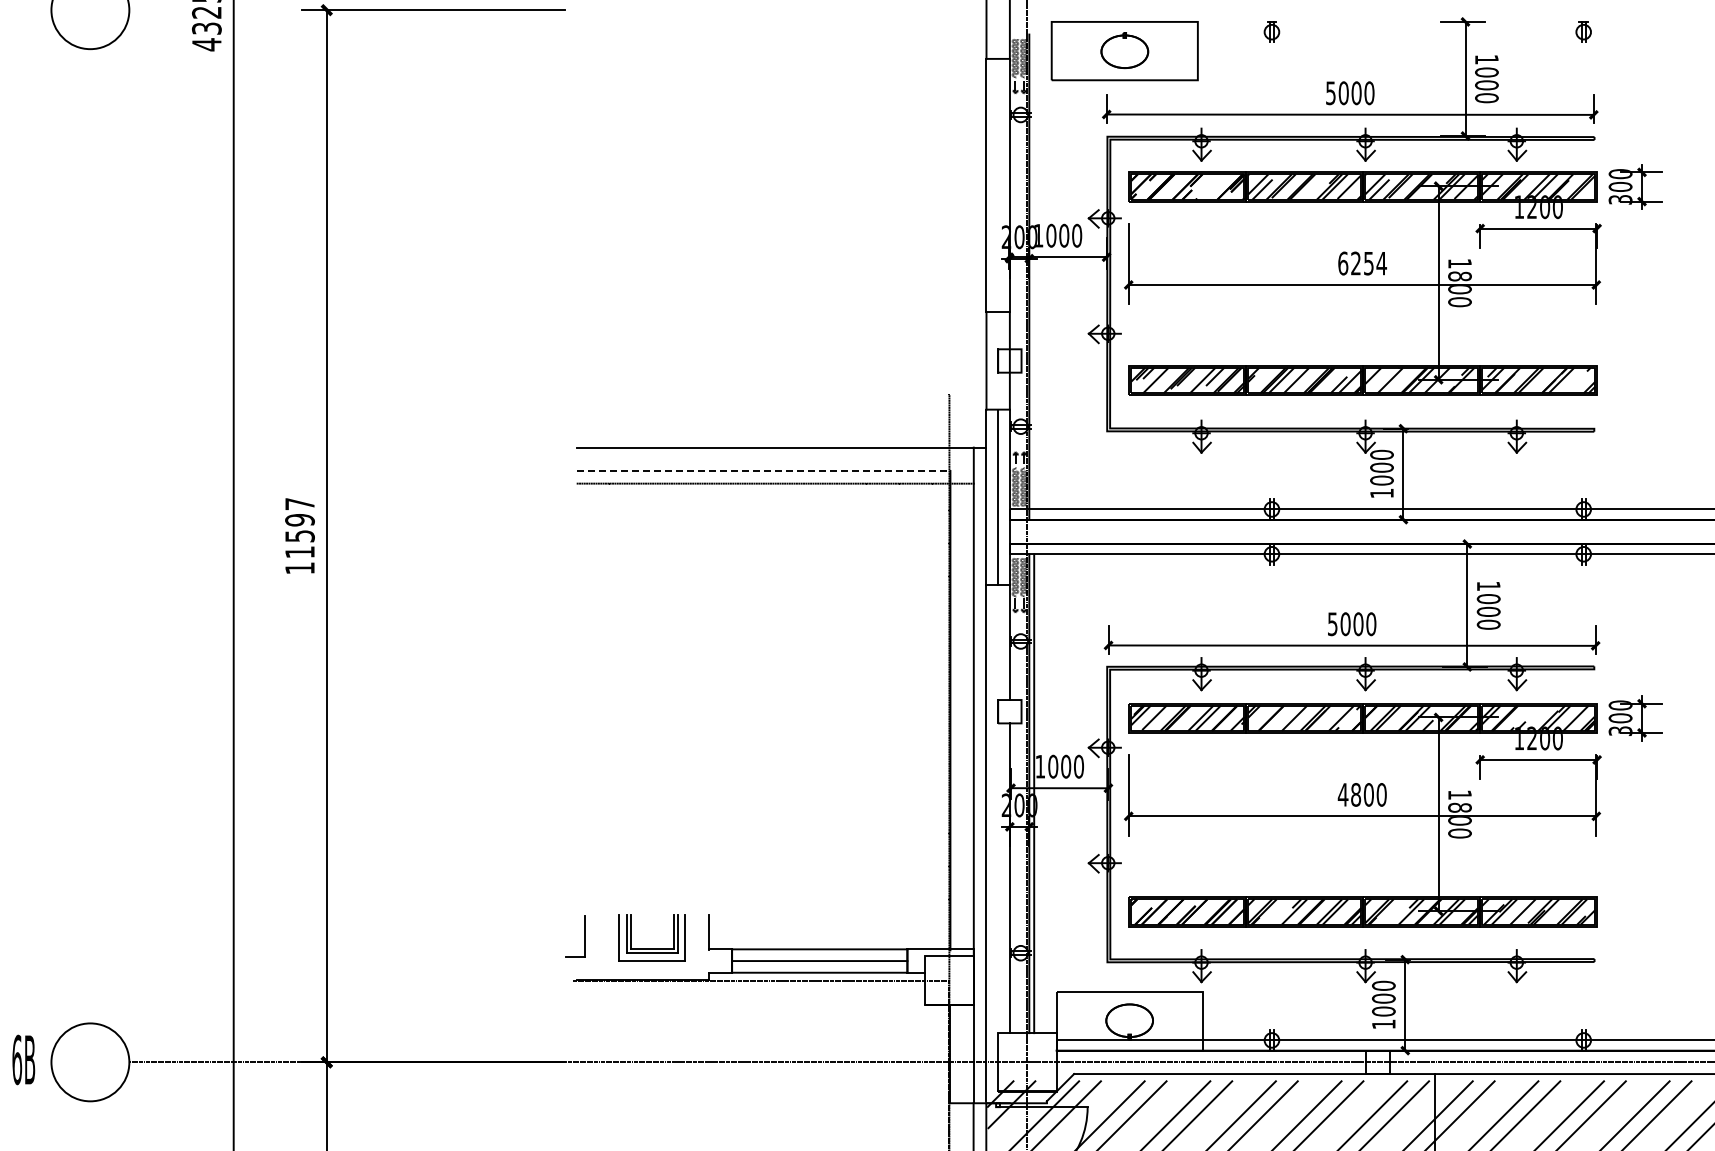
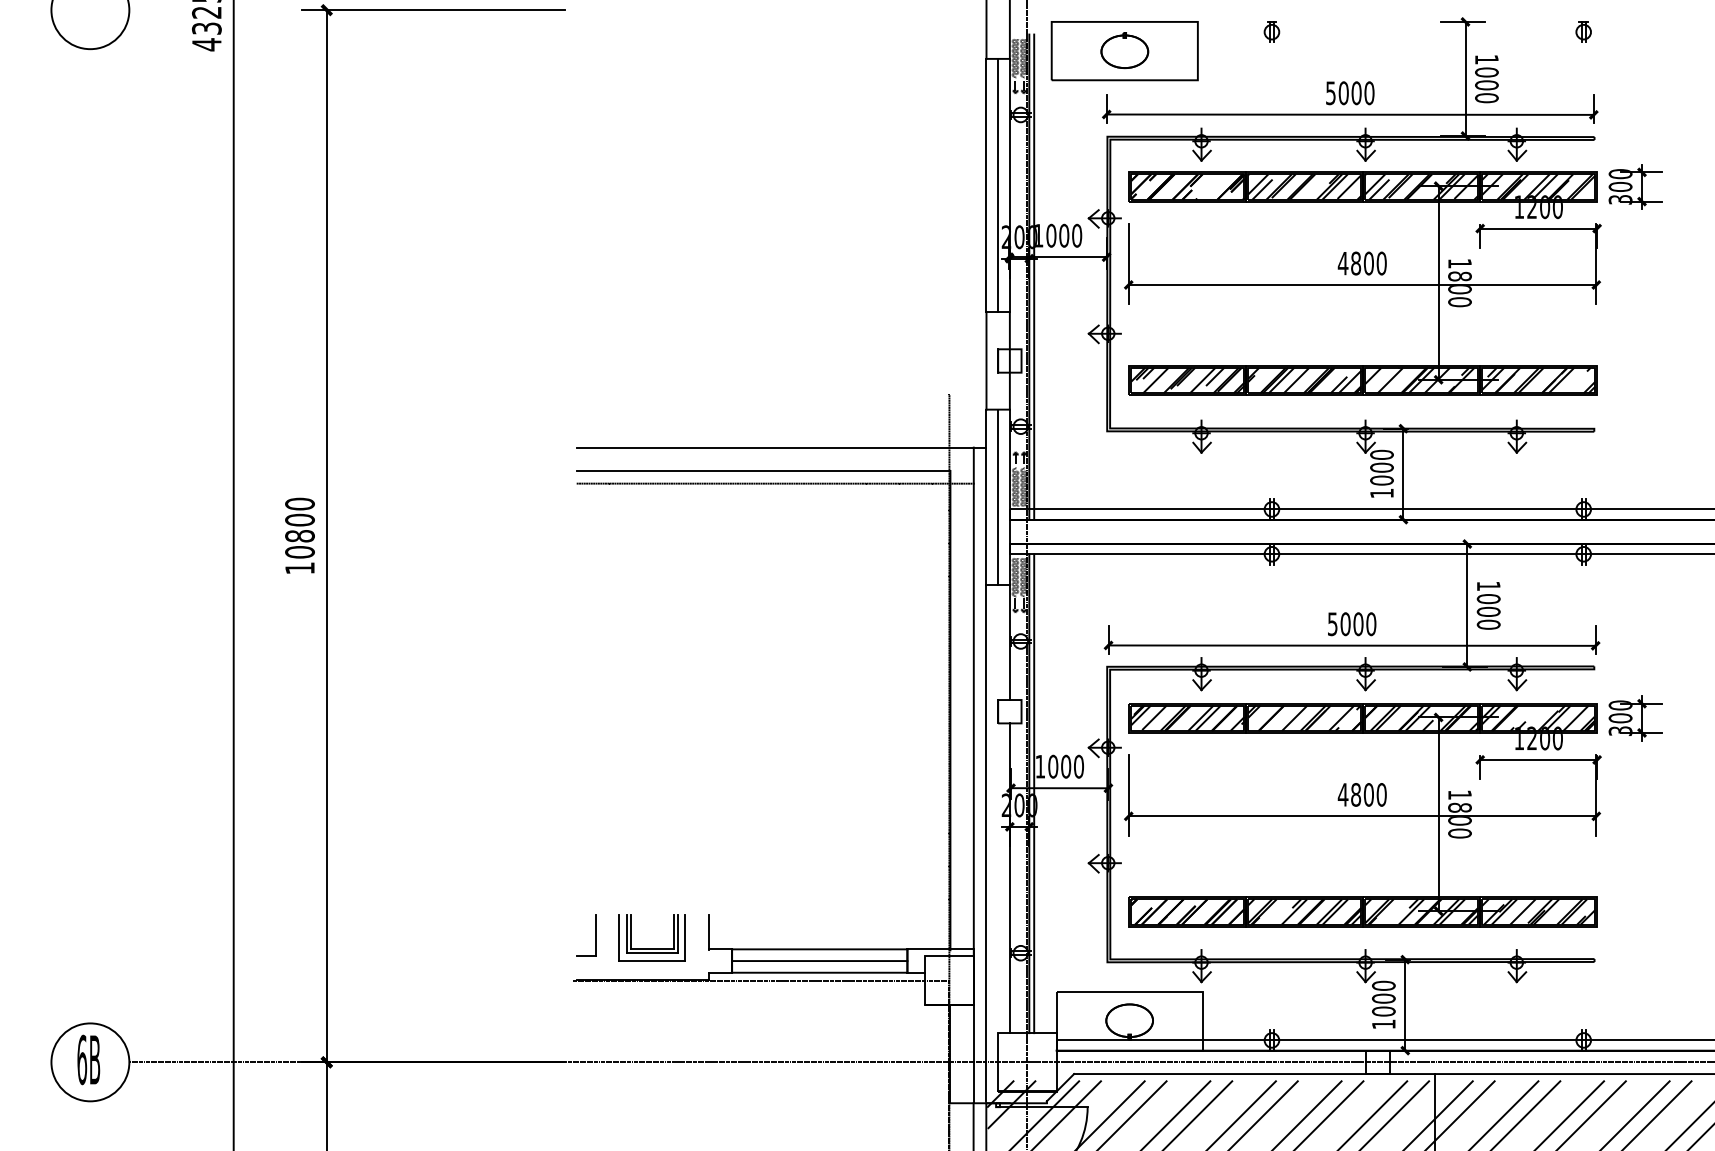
line: none -> present (998, 185)
text: 6254 -> 4800 (1362, 263)
line: none -> present (1034, 276)
line: dashed -> solid (763, 471)
text: 11597 -> 10800 (299, 527)
part position: (584, 936) -> (595, 935) (595, 935)
text position: (23, 1059) -> (88, 1059) (88, 1059)
